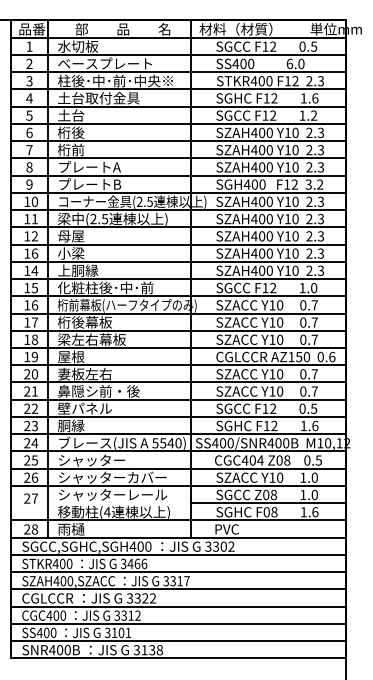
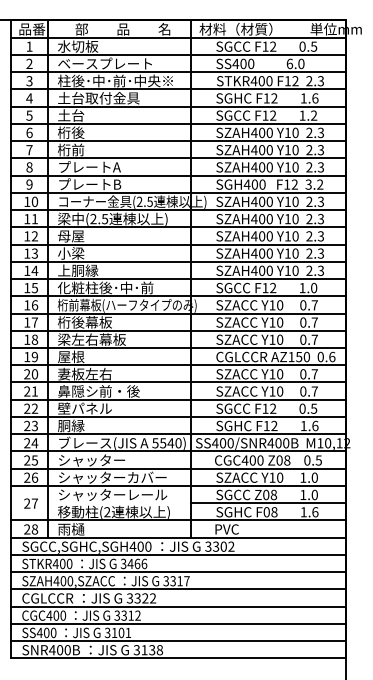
text: 16 -> 13 (34, 253)
text: CGC404 -> CGC400 (260, 460)
text position: (30, 498) -> (30, 503) (30, 503)
text: (4 -> (2 (107, 512)
